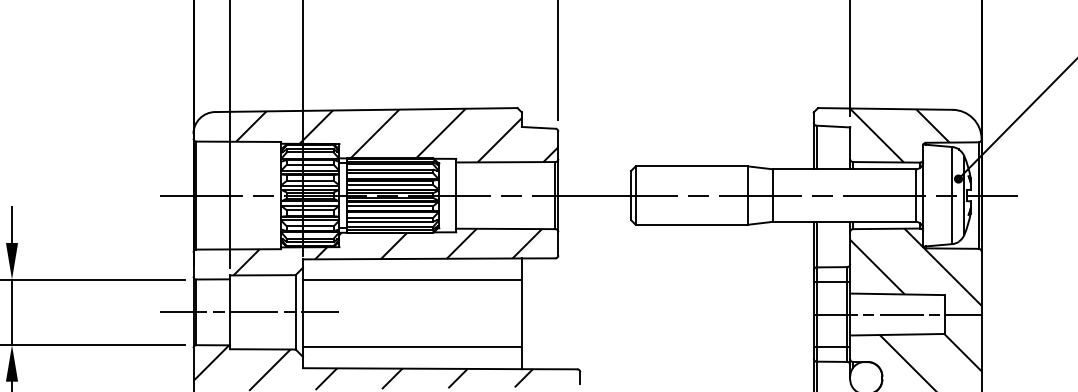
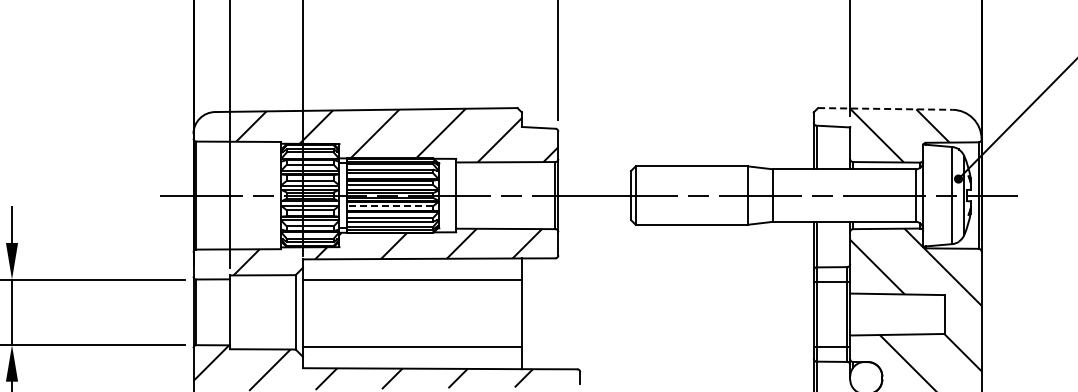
line: solid -> dashed (885, 108)
line: solid -> dashed (389, 206)
line: present -> none (249, 312)
line: present -> none (897, 314)
